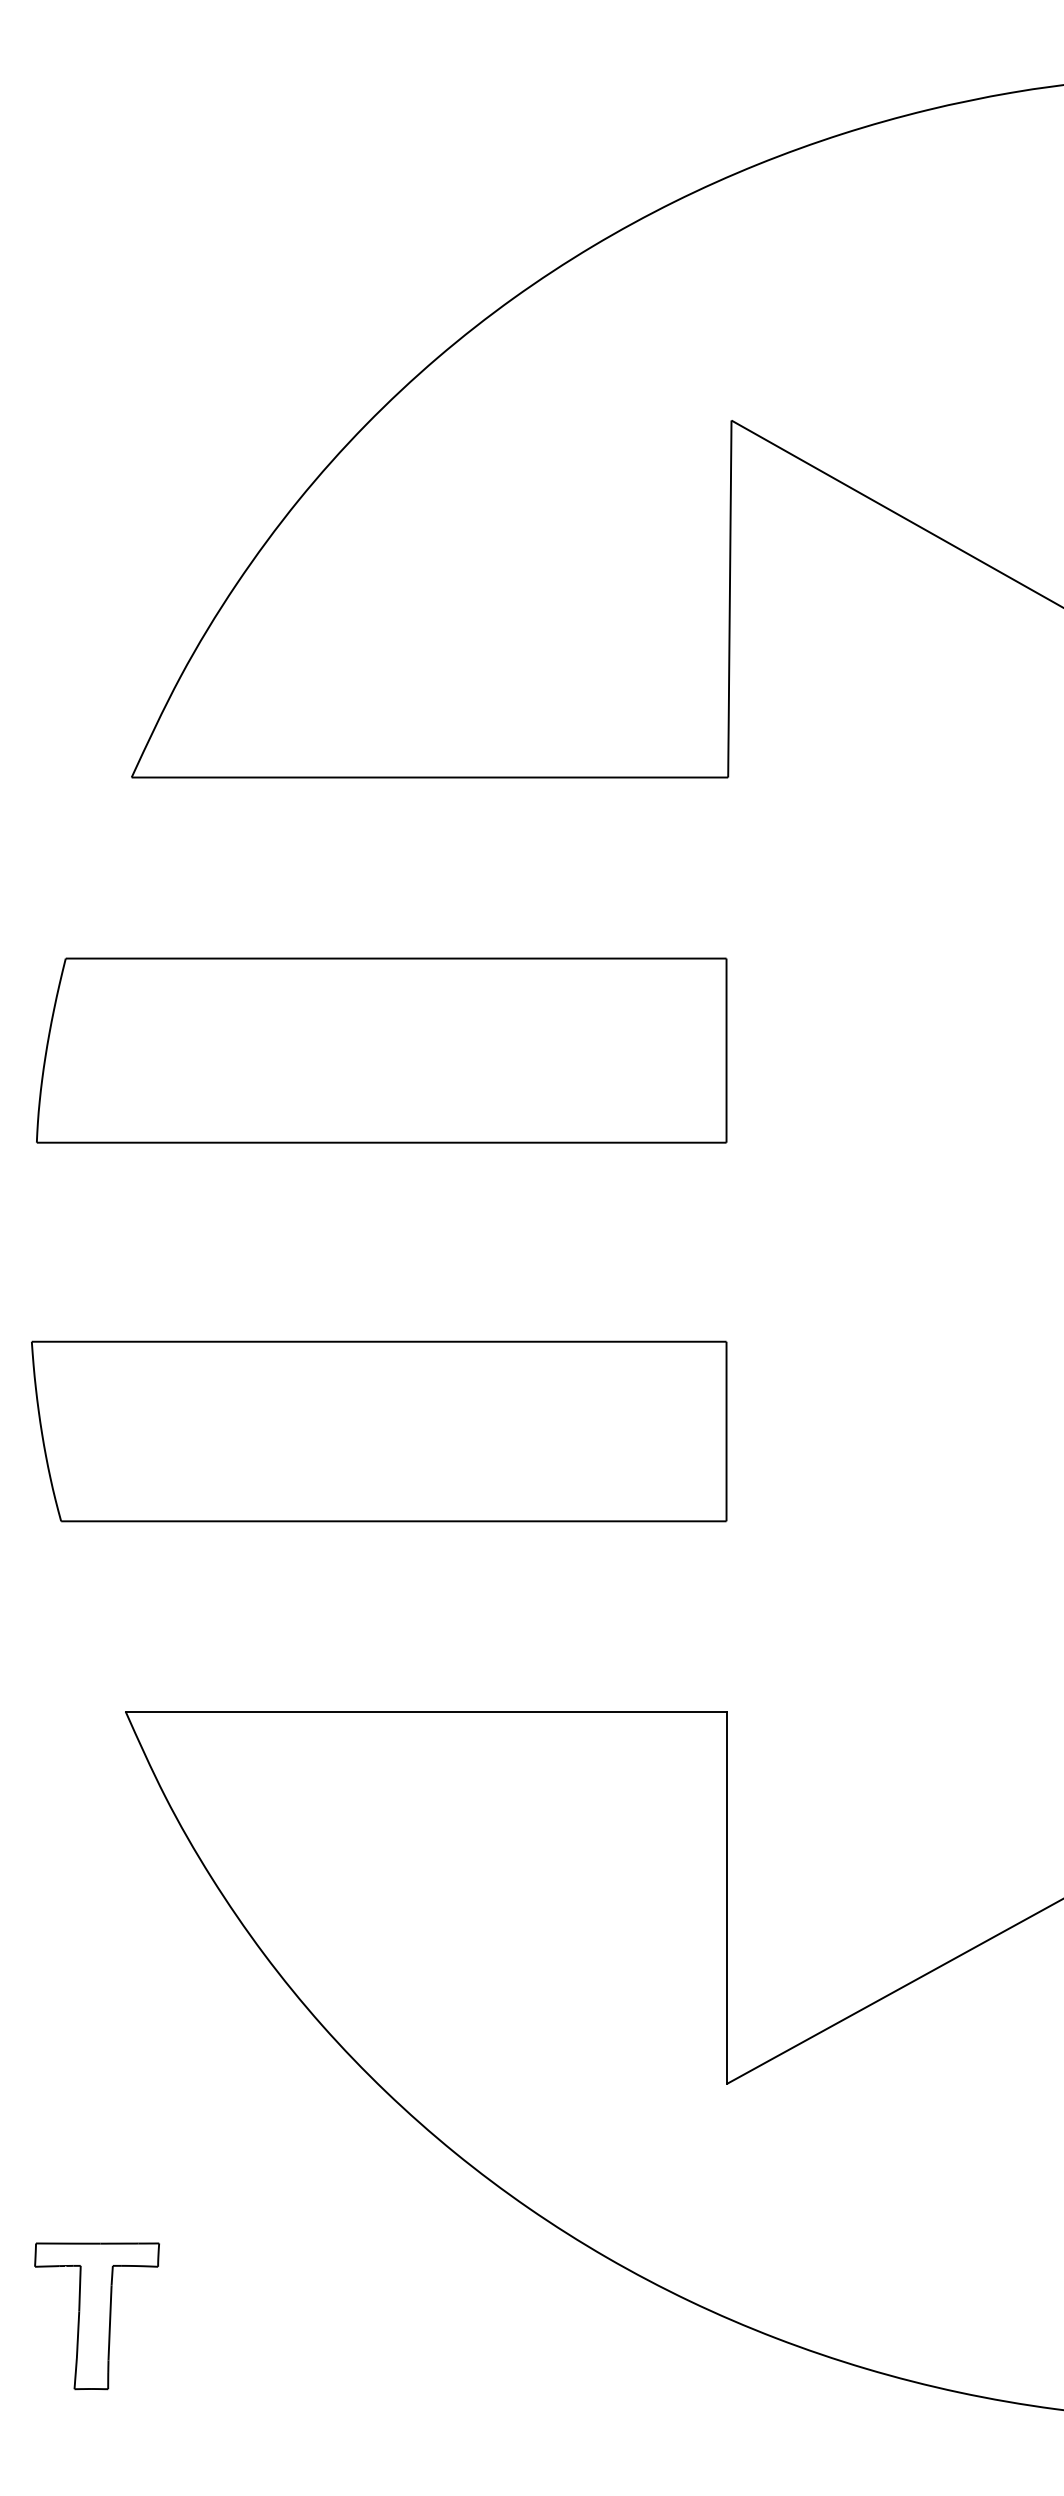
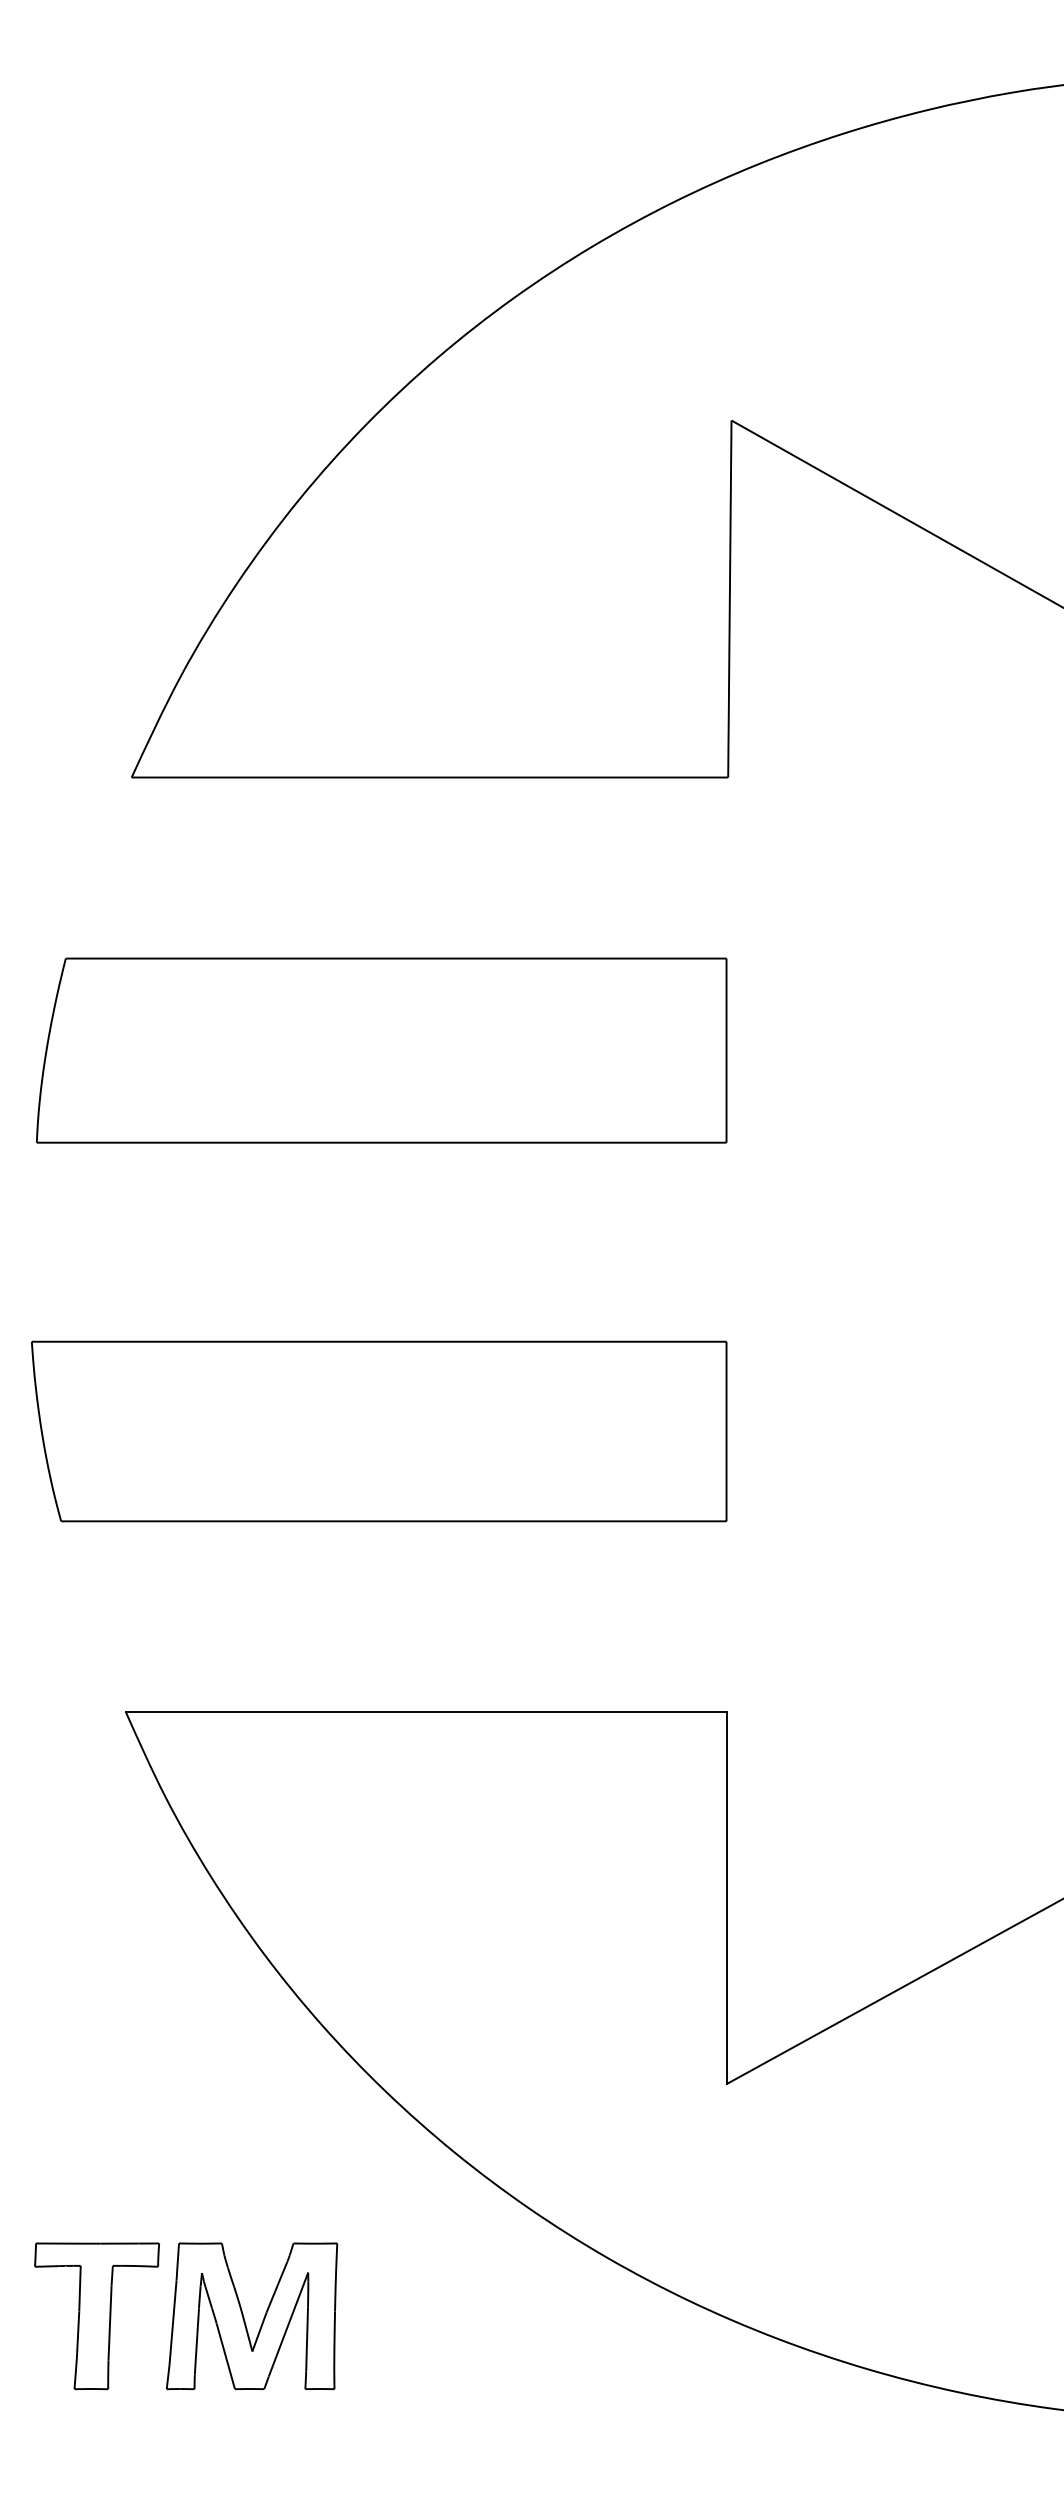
part: none -> present (244, 2317)
